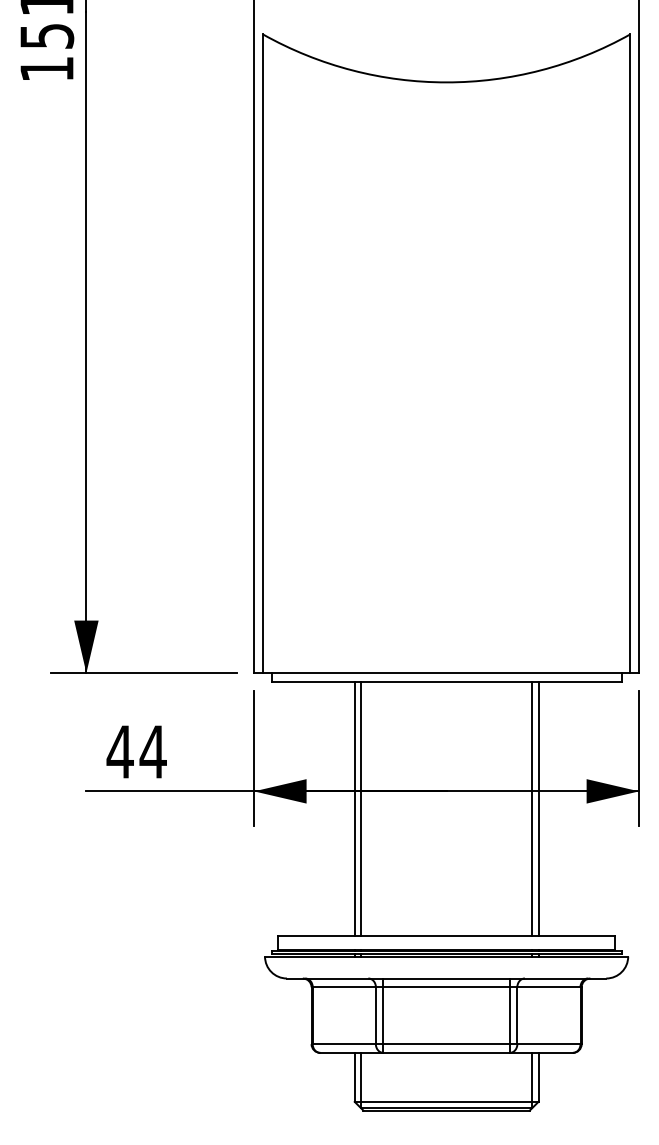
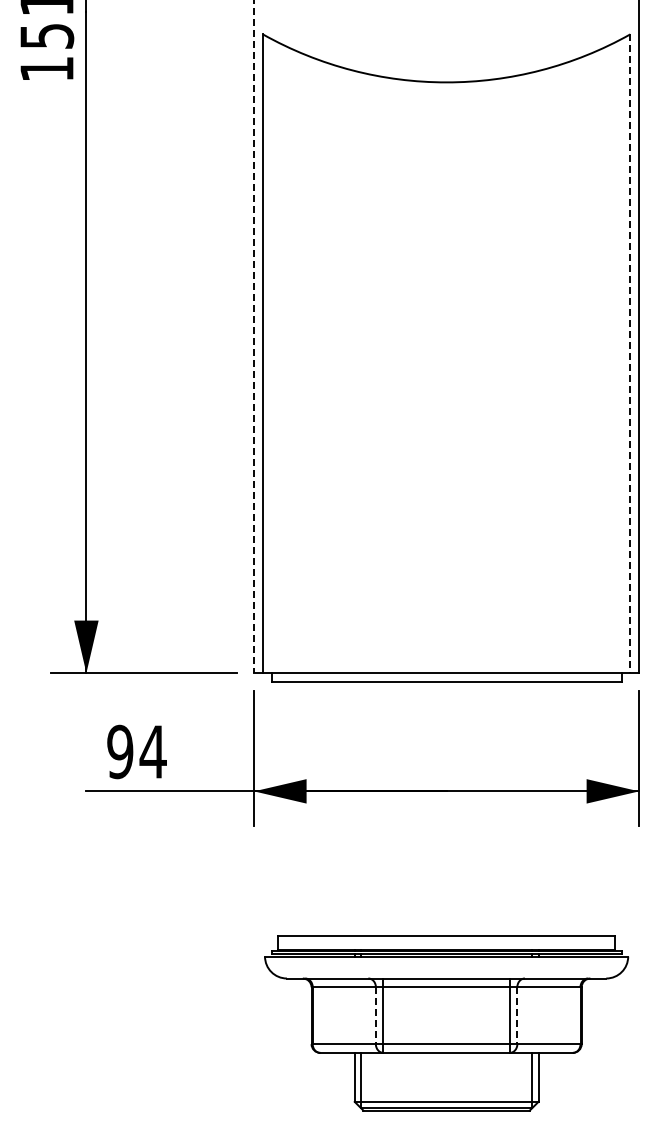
line: solid -> dashed (254, 337)
line: solid -> dashed (630, 354)
text: 44 -> 94 (119, 751)
line: present -> none (354, 808)
line: present -> none (360, 808)
line: present -> none (532, 808)
line: present -> none (538, 808)
line: solid -> dashed (375, 1016)
line: solid -> dashed (517, 1016)
